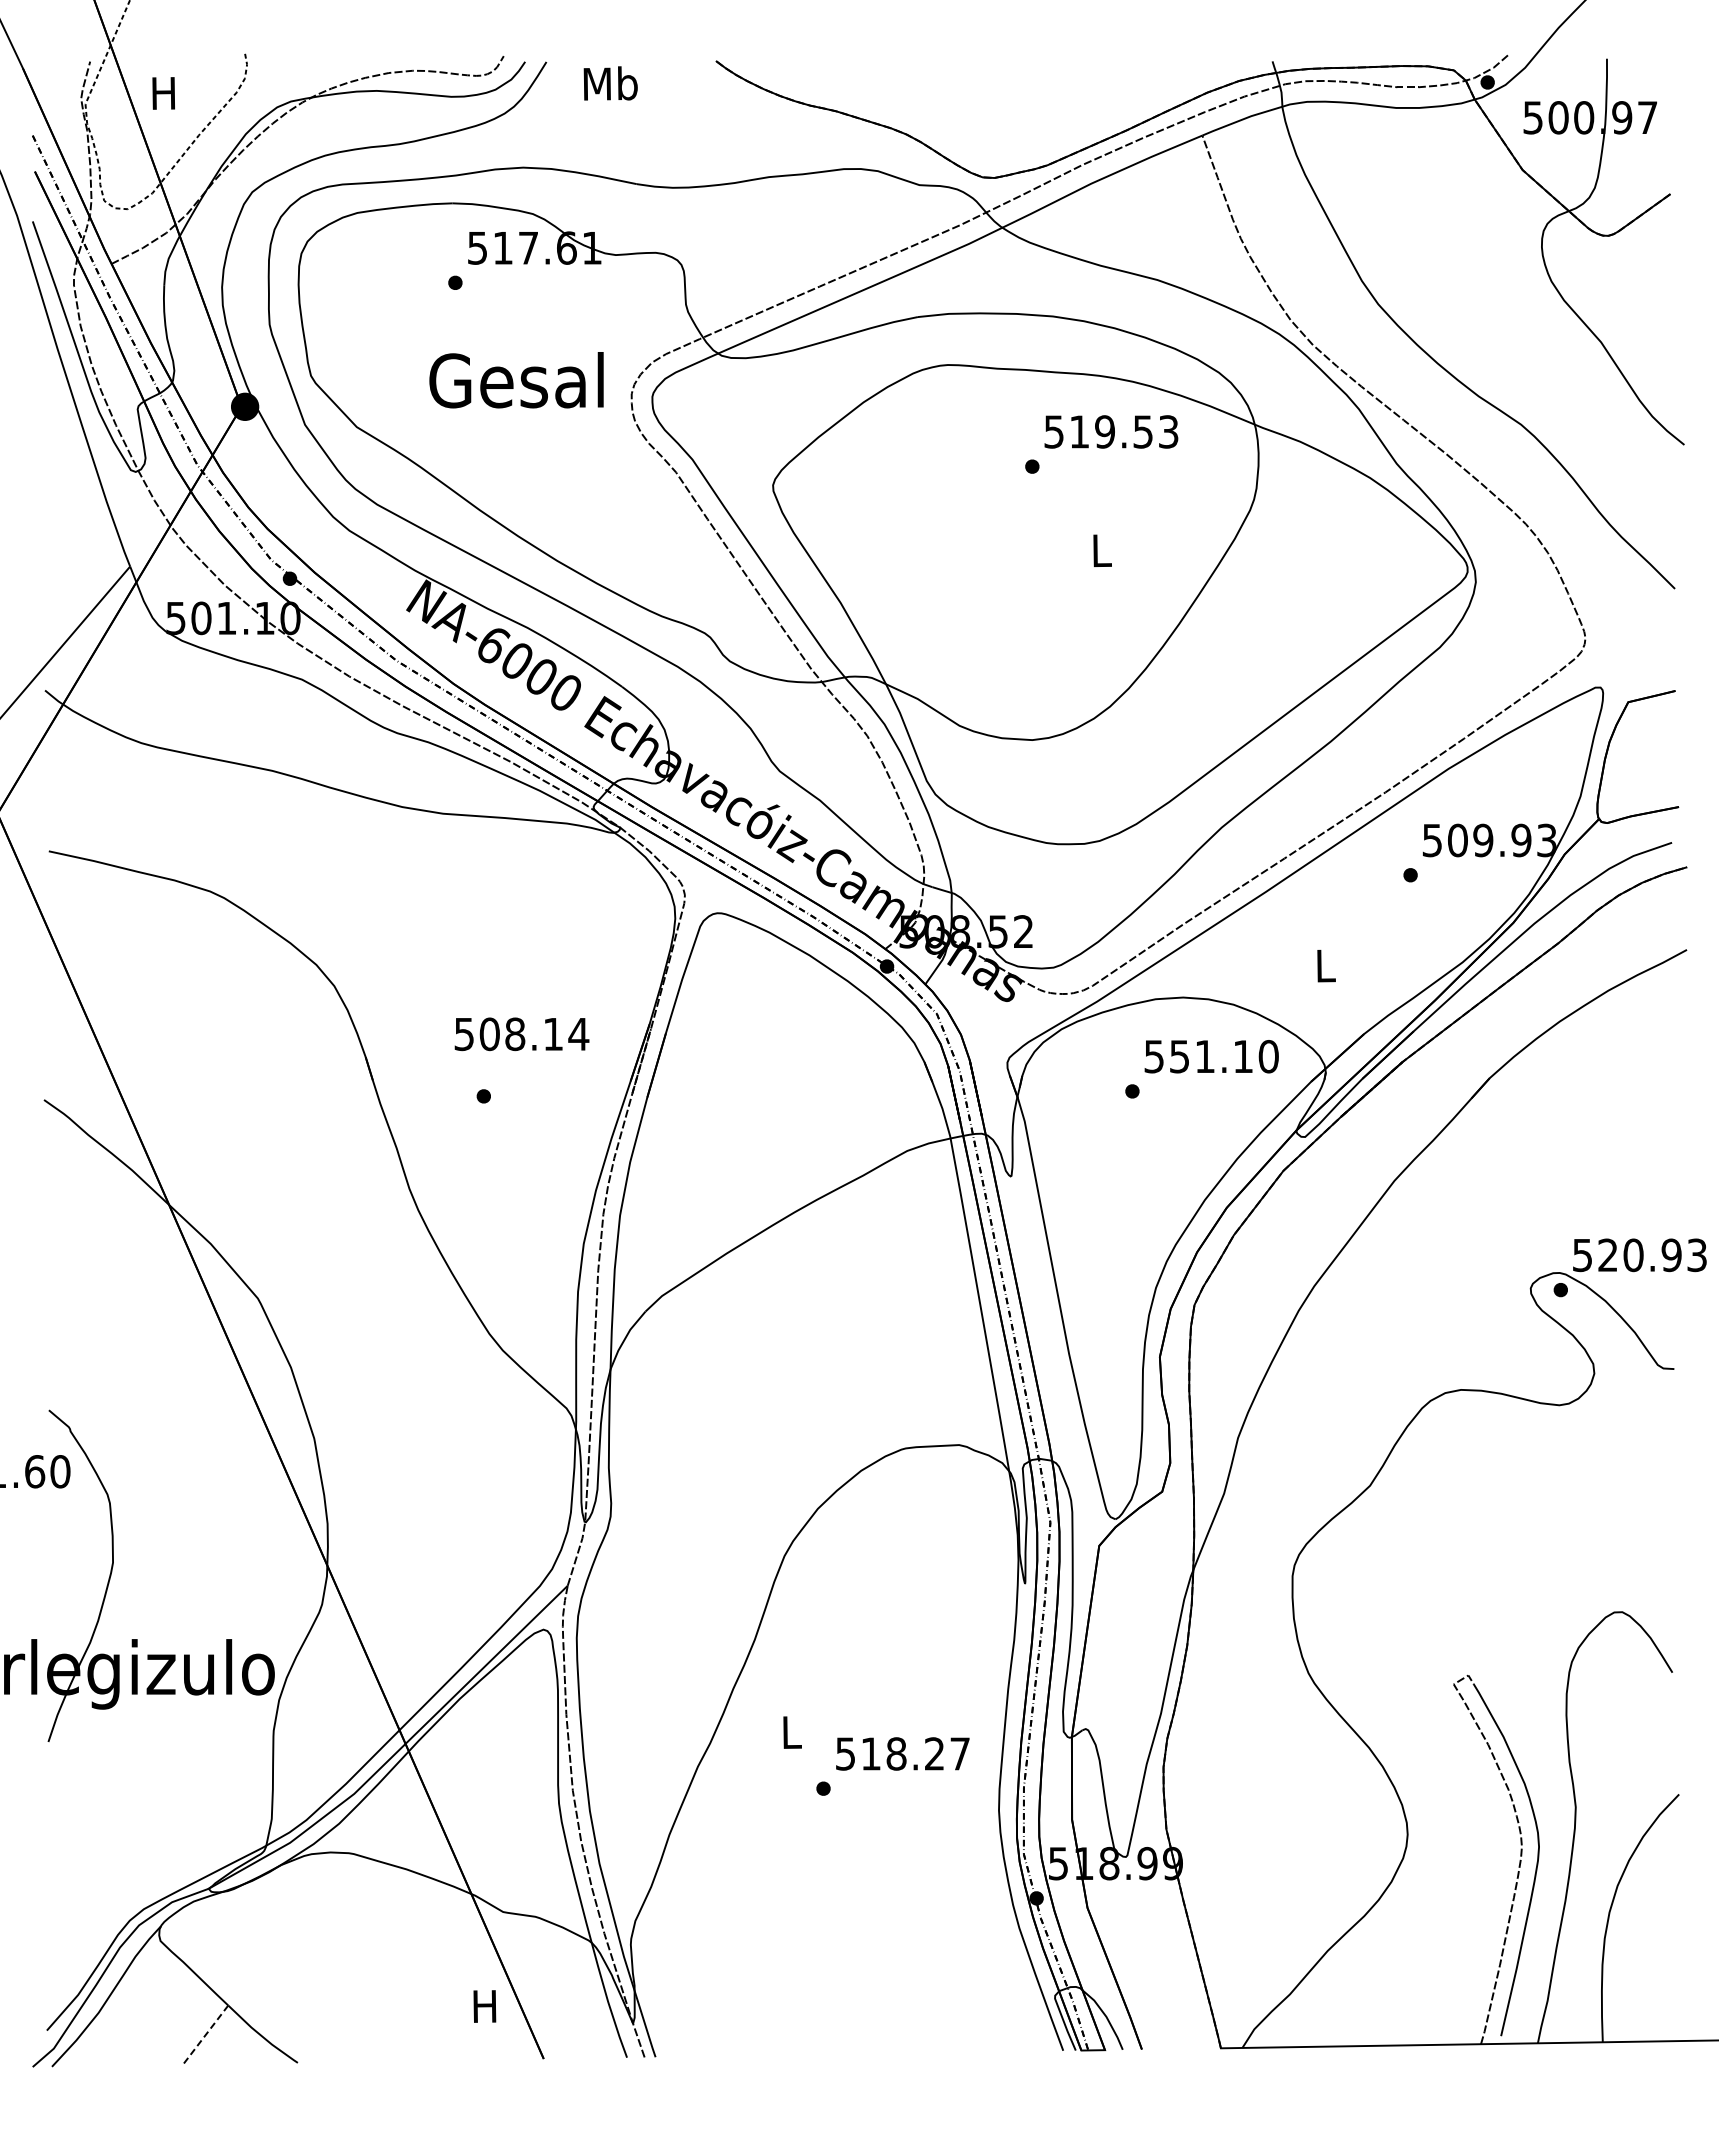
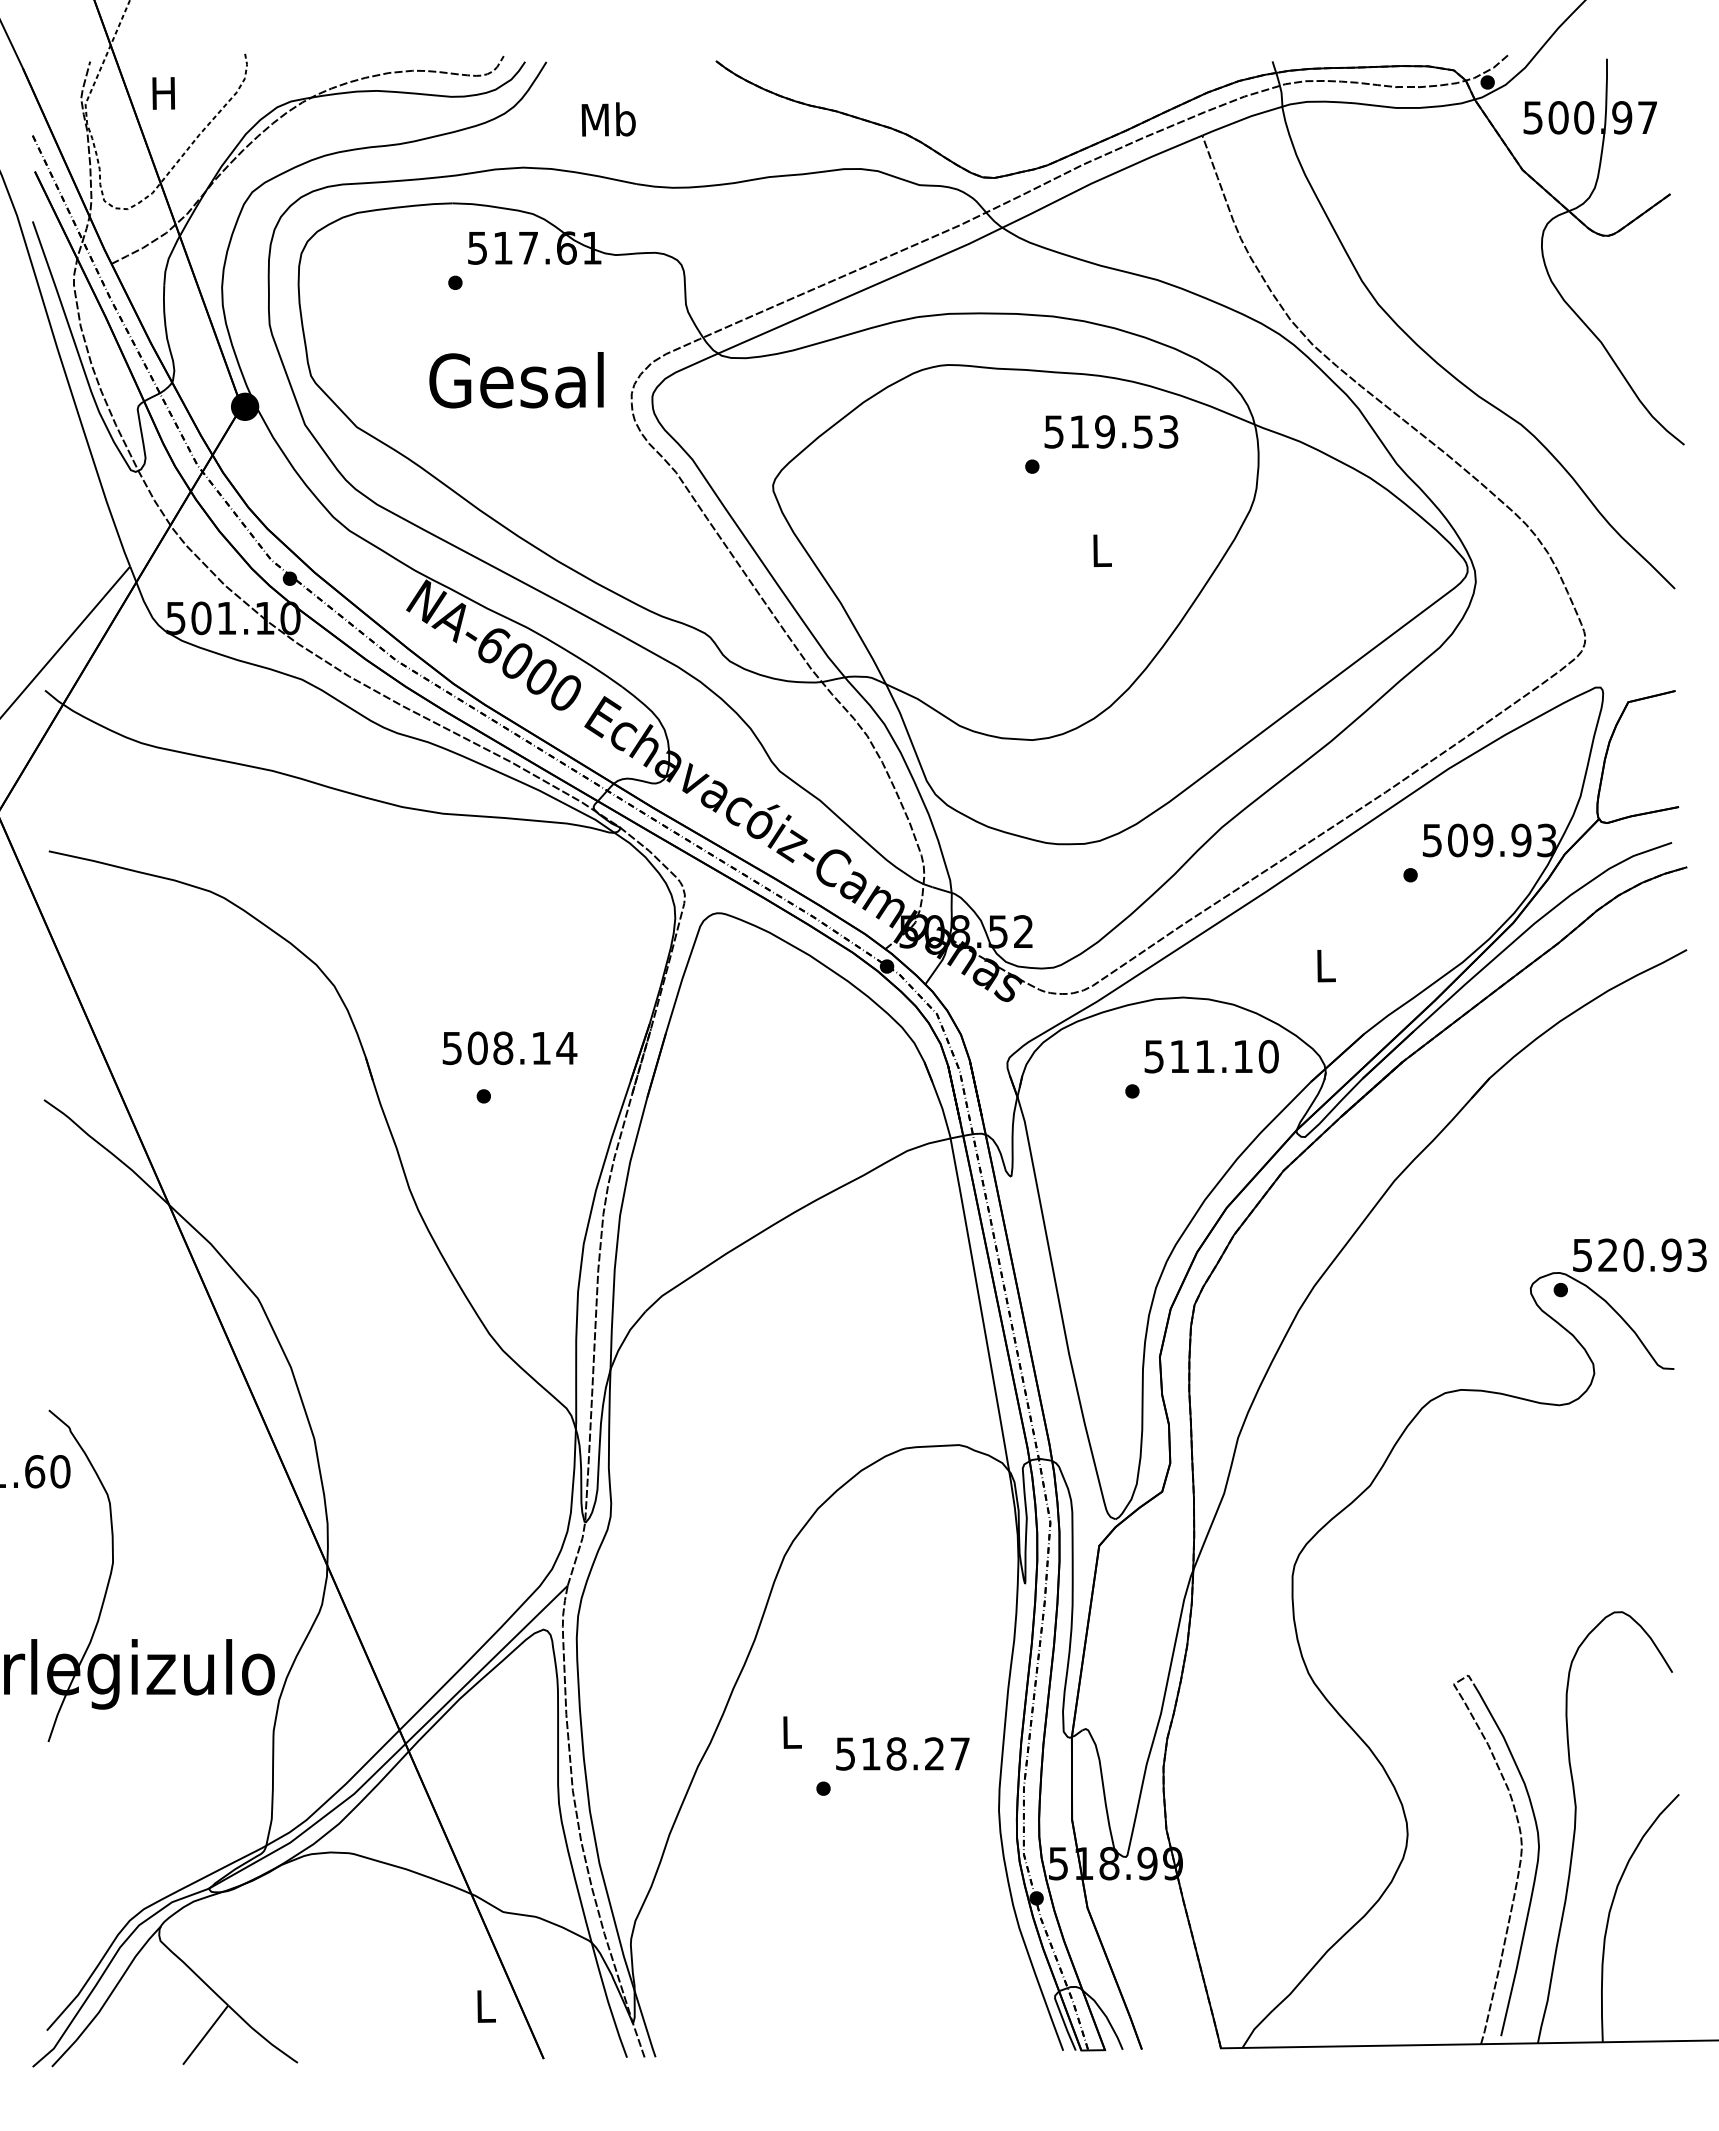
text position: (610, 83) -> (608, 119) (608, 119)
text position: (521, 1034) -> (509, 1048) (509, 1048)
text: 551.10 -> 511.10 (1179, 1056)
text: H -> L (484, 2006)
line: dashed -> solid (205, 2035)
